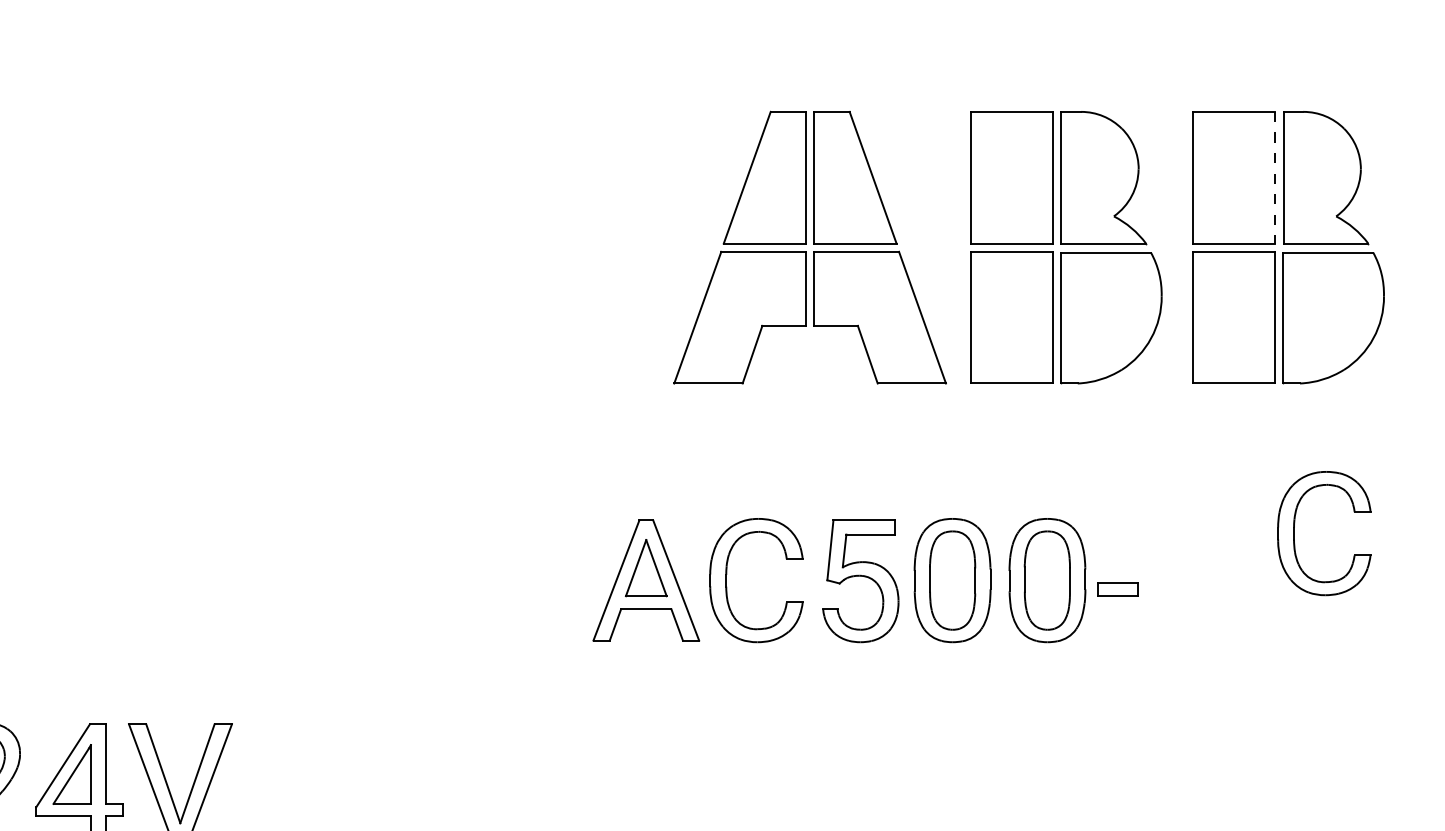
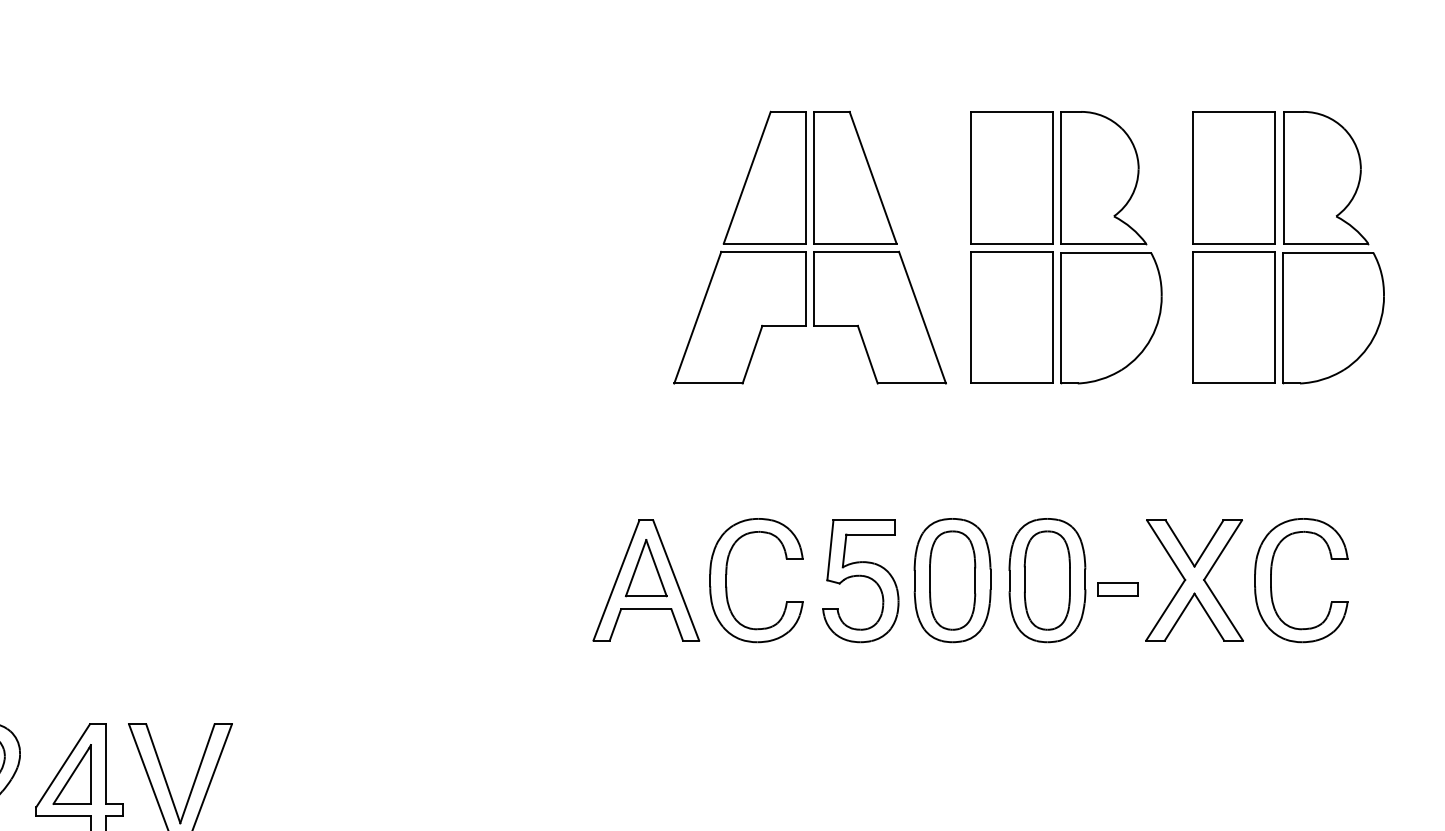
line: dashed -> solid (1275, 177)
part position: (1294, 533) -> (1271, 580) (1271, 580)
part: none -> present (1194, 580)
